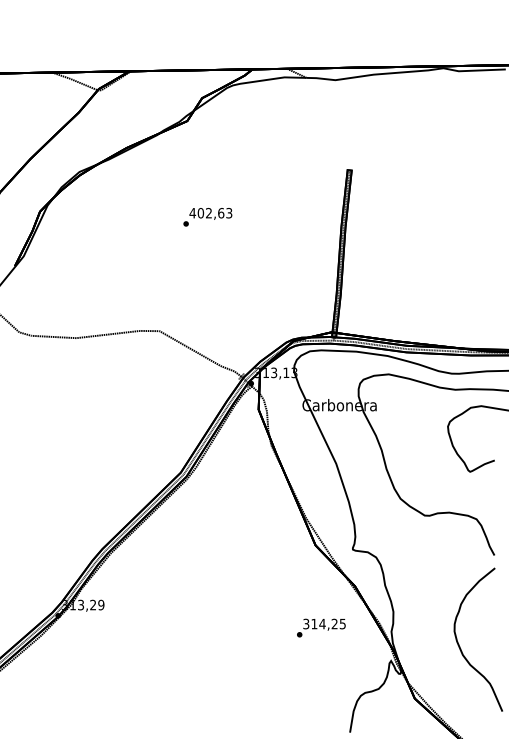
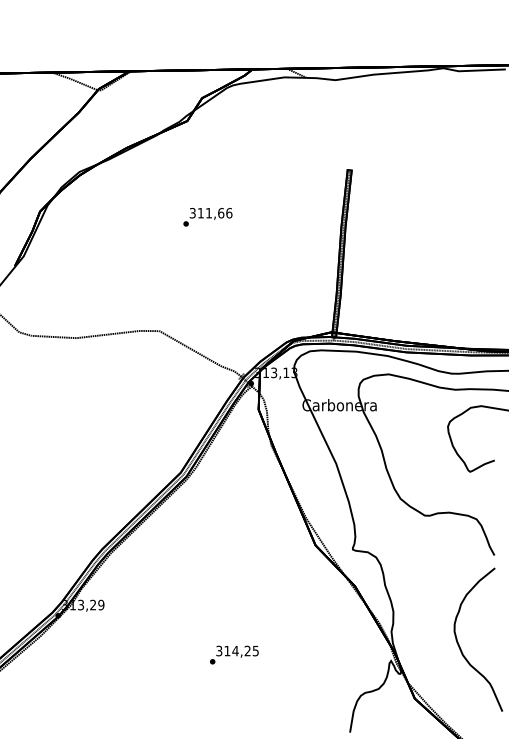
text: 402,63 -> 311,66 (210, 212)
text position: (321, 627) -> (234, 654) (234, 654)
